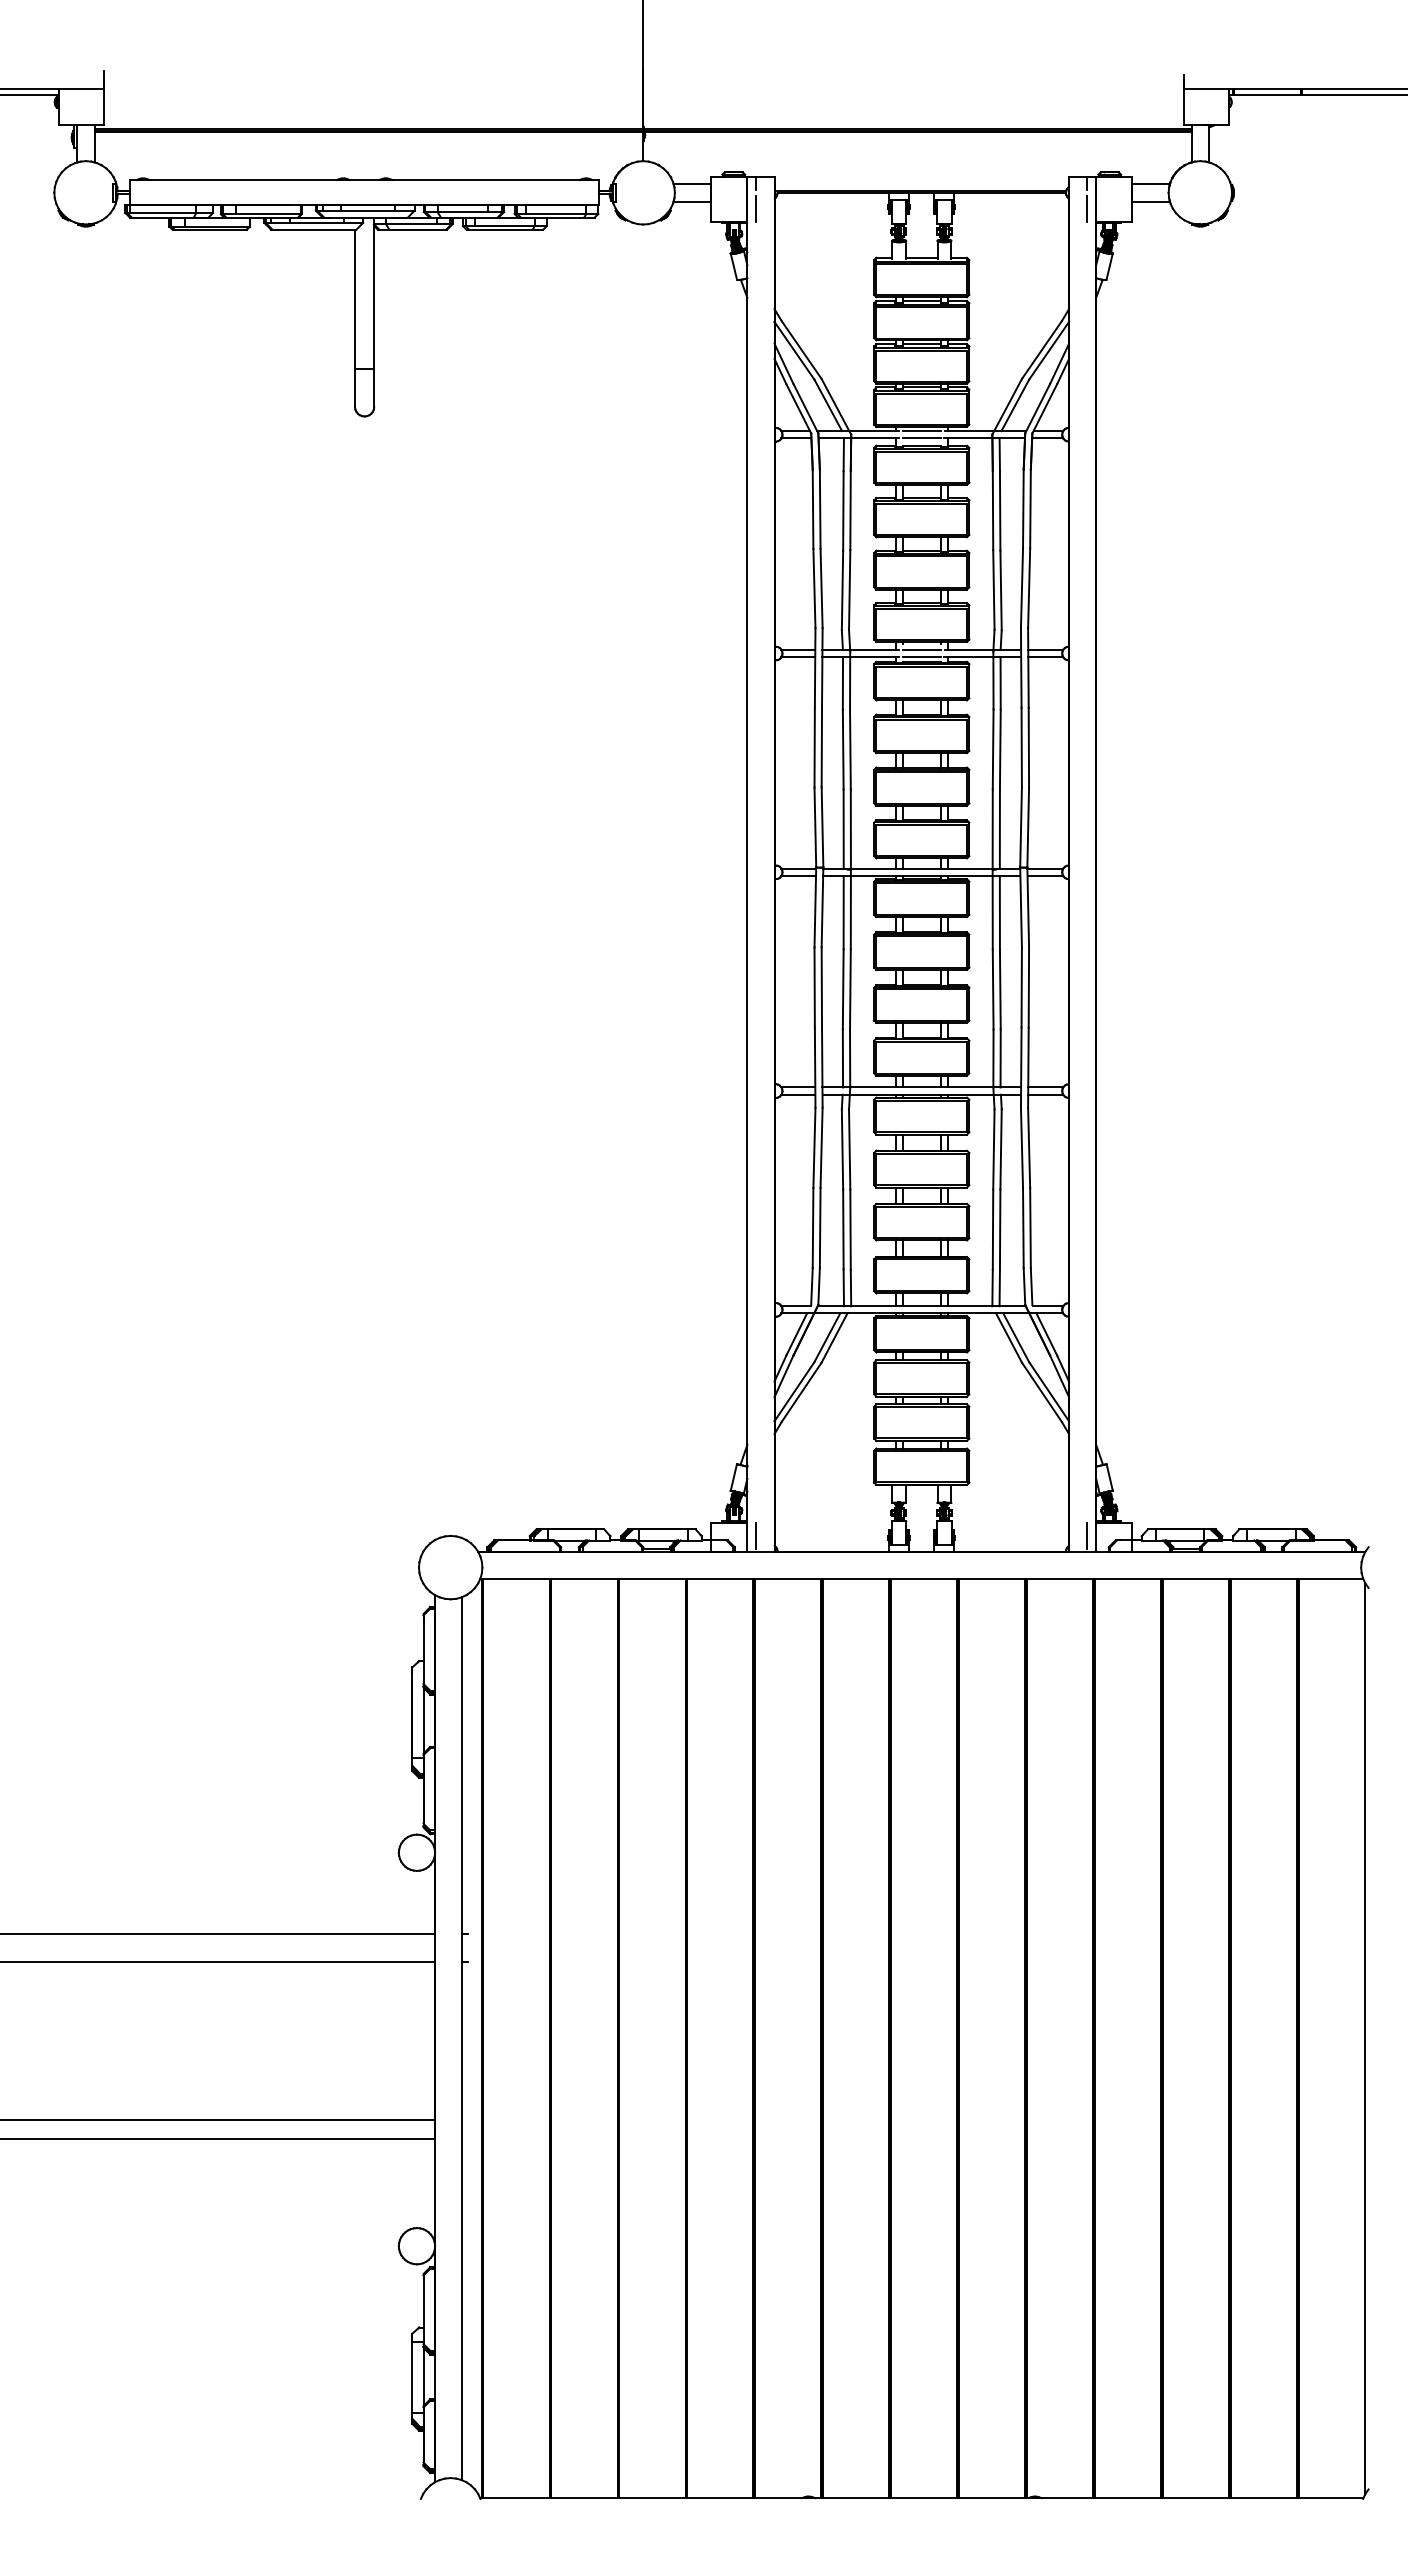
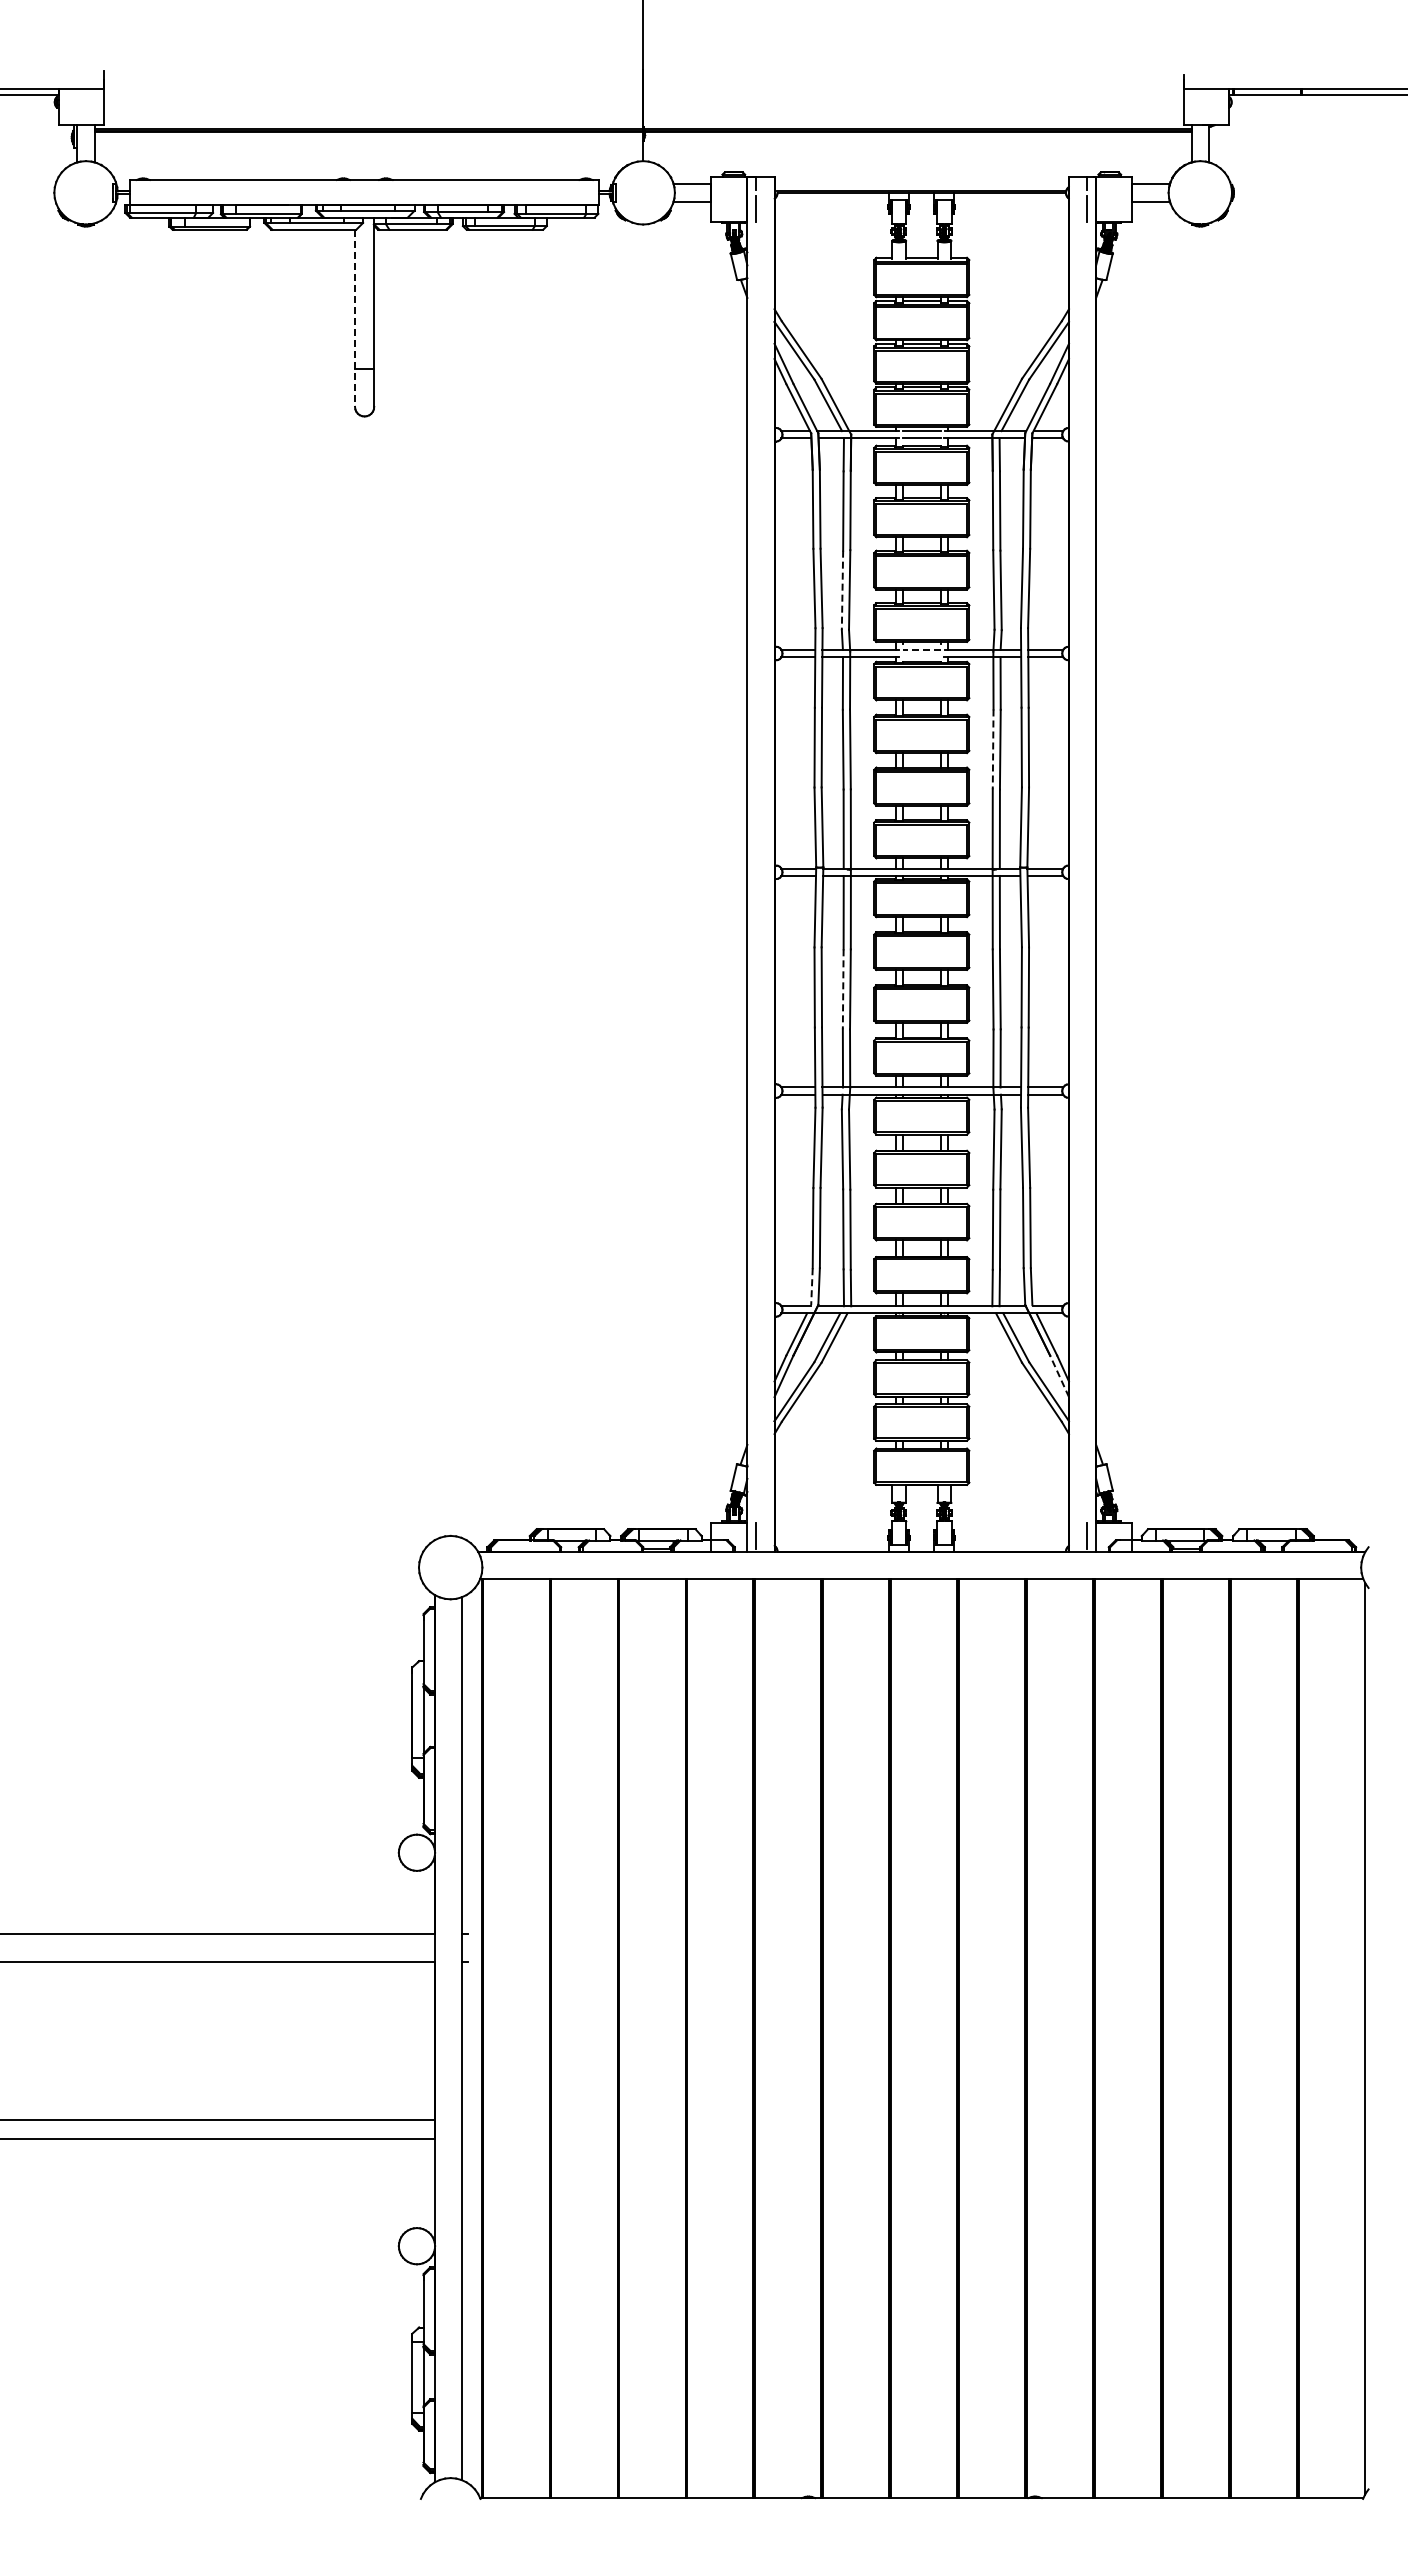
line: solid -> dashed (355, 318)
line: solid -> dashed (842, 590)
line: solid -> dashed (921, 649)
line: present -> none (921, 657)
line: solid -> dashed (993, 749)
line: solid -> dashed (843, 989)
line: solid -> dashed (811, 1287)
line: solid -> dashed (1059, 1376)
